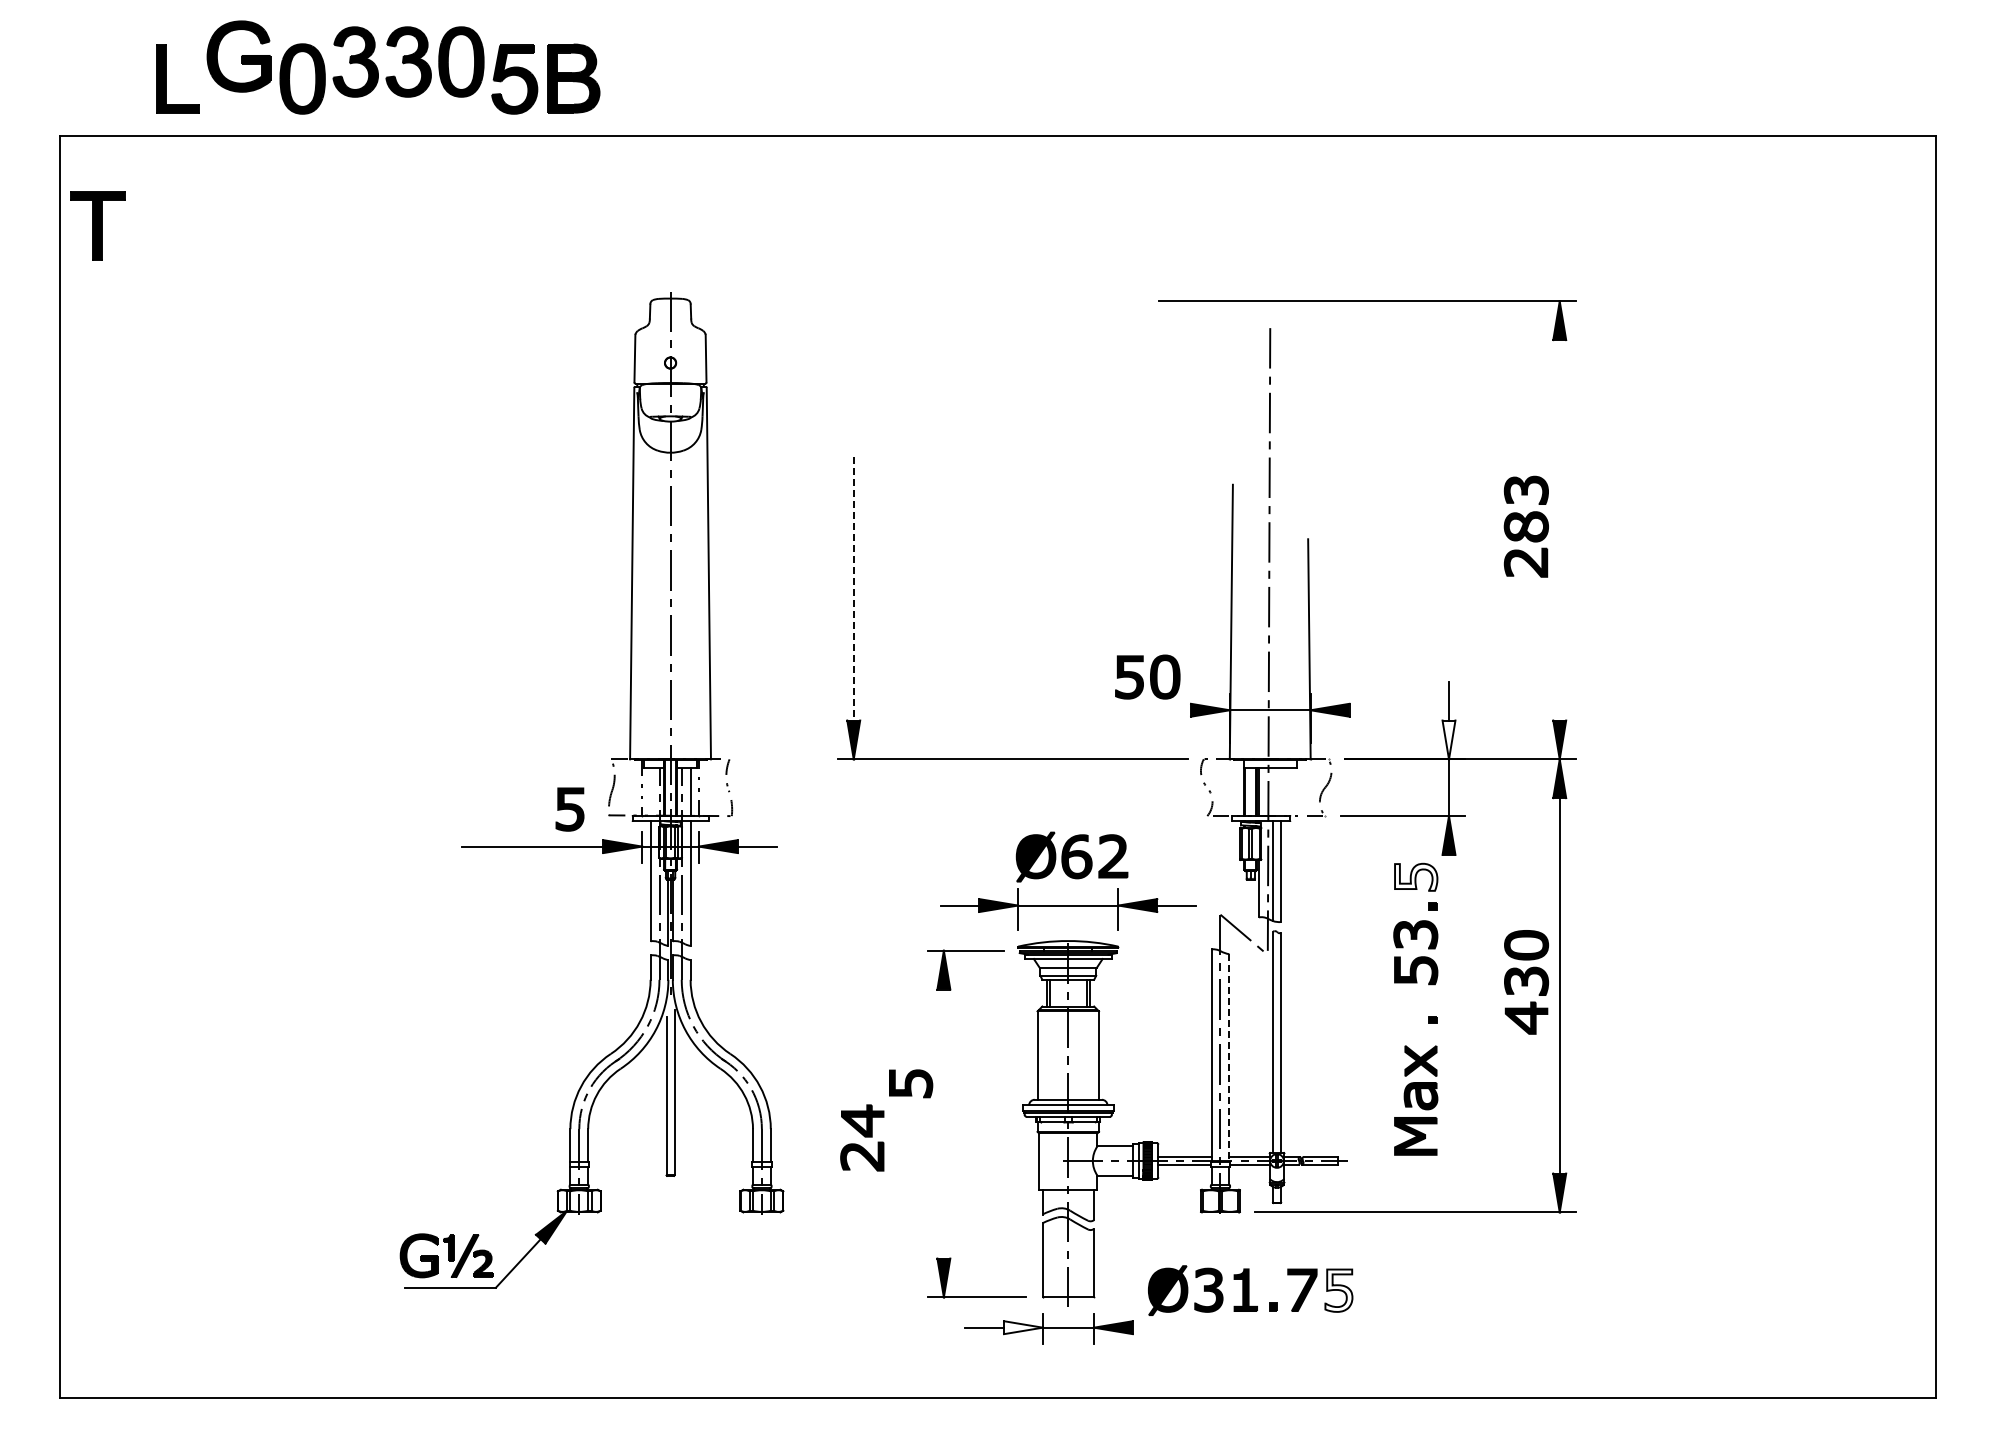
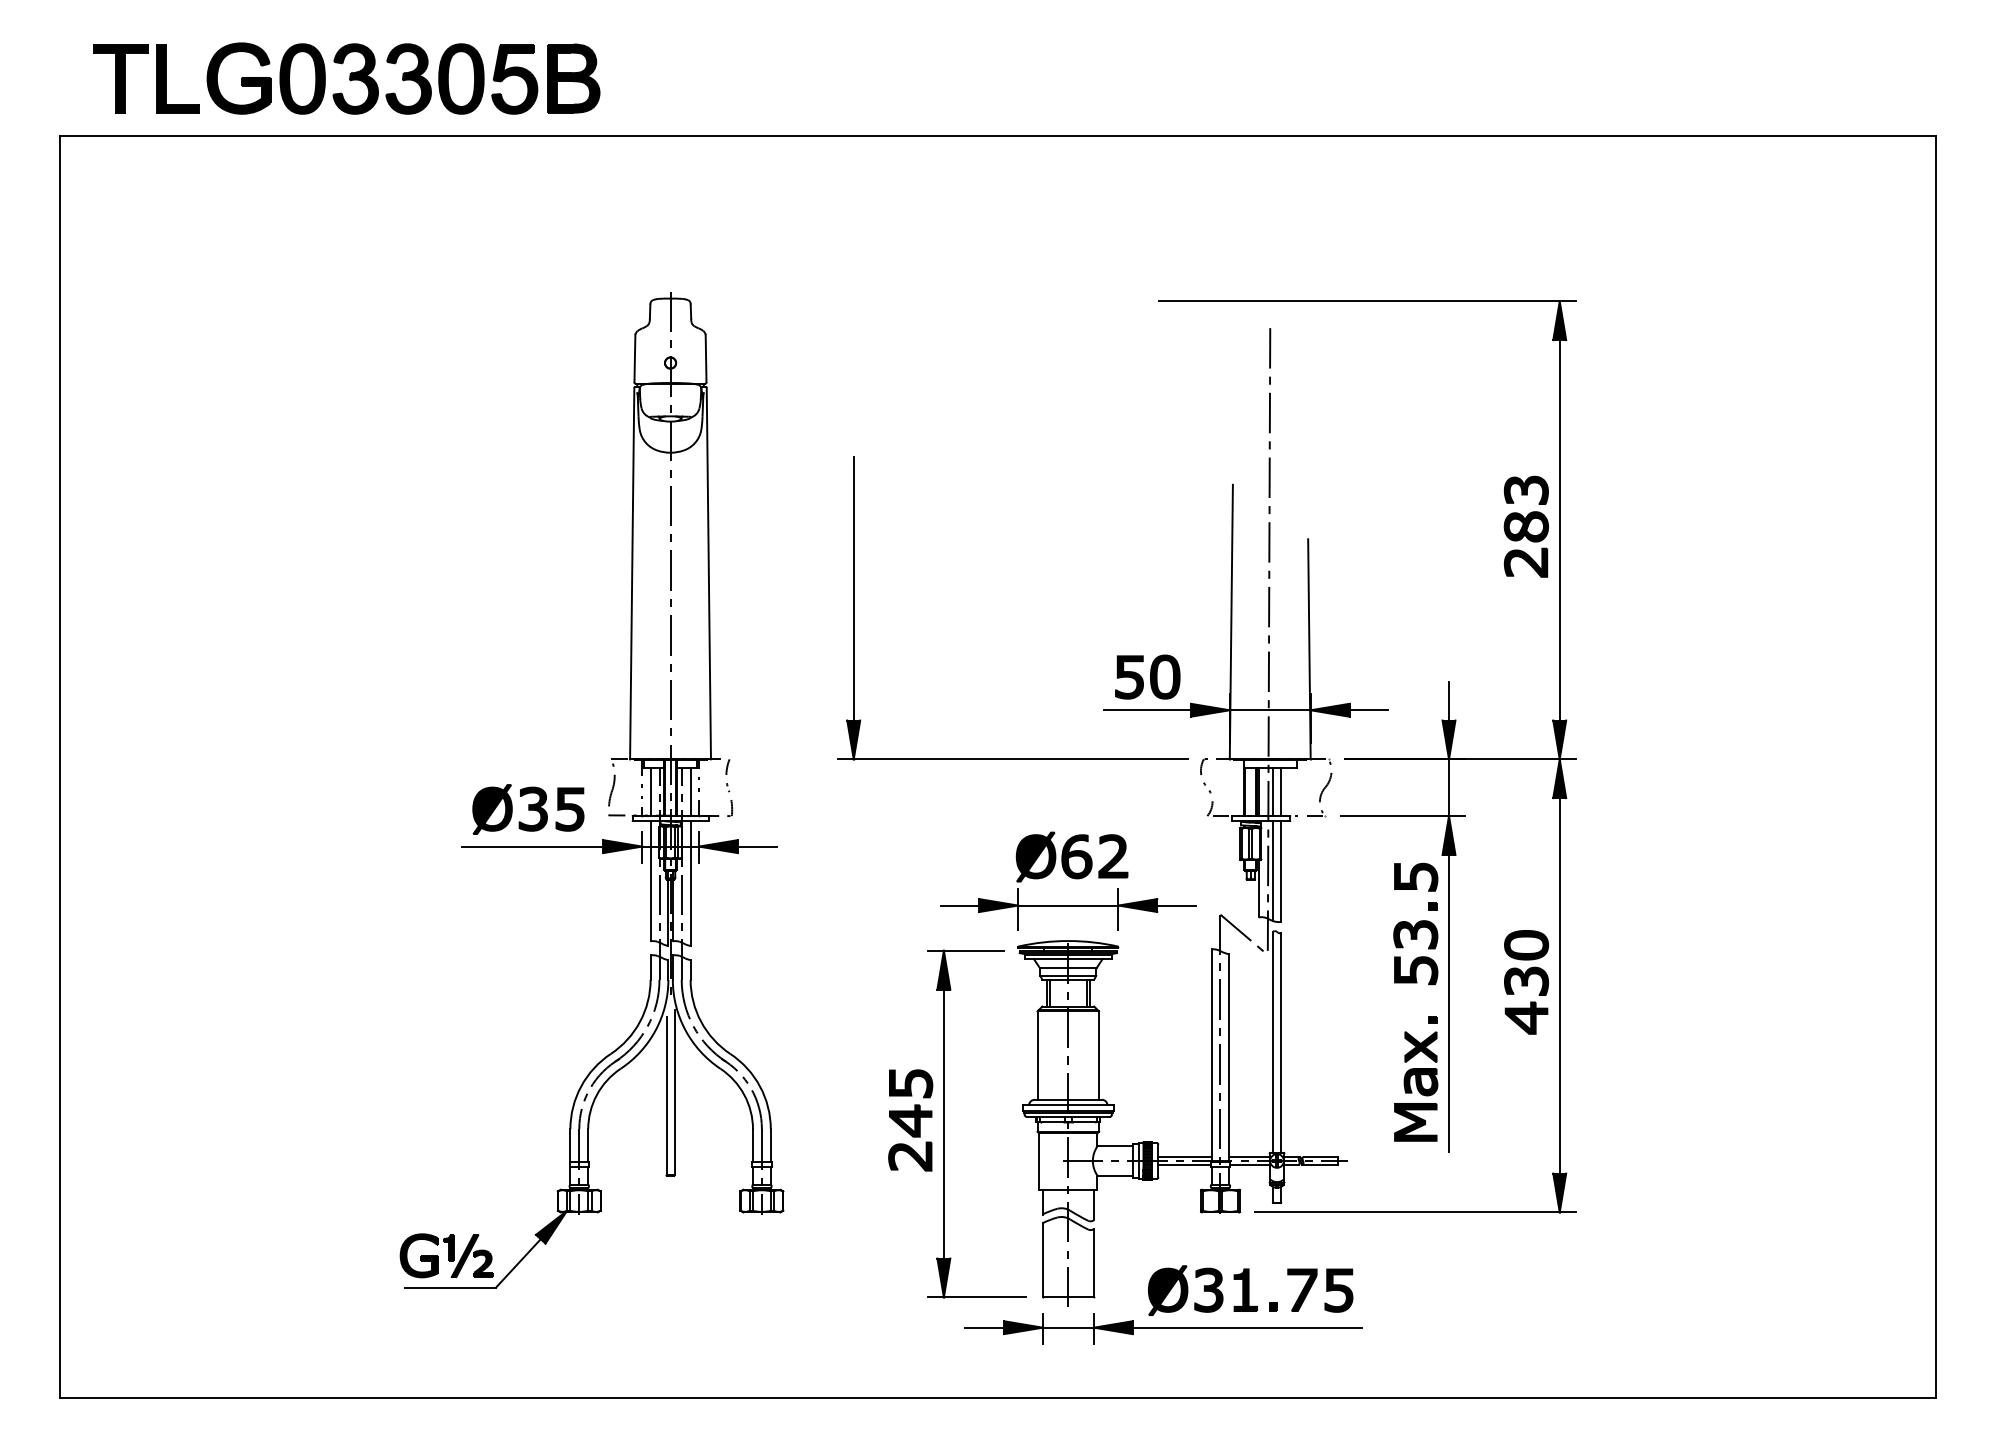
part position: (238, 56) -> (238, 78) (238, 78)
part position: (408, 61) -> (408, 78) (408, 78)
part position: (97, 225) -> (120, 78) (120, 78)
line: none -> present (1559, 530)
line: dashed -> solid (853, 588)
line: none -> present (1147, 710)
line: none -> present (1368, 710)
fill: none -> present (1448, 739)
line: none -> present (650, 791)
line: none -> present (1273, 791)
line: none -> present (1281, 791)
part: none -> present (509, 809)
fill: none -> present (1416, 876)
line: none -> present (1449, 1003)
line: dashed -> solid (1229, 1058)
part position: (1416, 1100) -> (1416, 1086) (1416, 1086)
line: none -> present (943, 1123)
part position: (862, 1137) -> (910, 1137) (910, 1137)
fill: none -> present (1338, 1290)
fill: none -> present (1023, 1327)
line: none -> present (1246, 1327)
